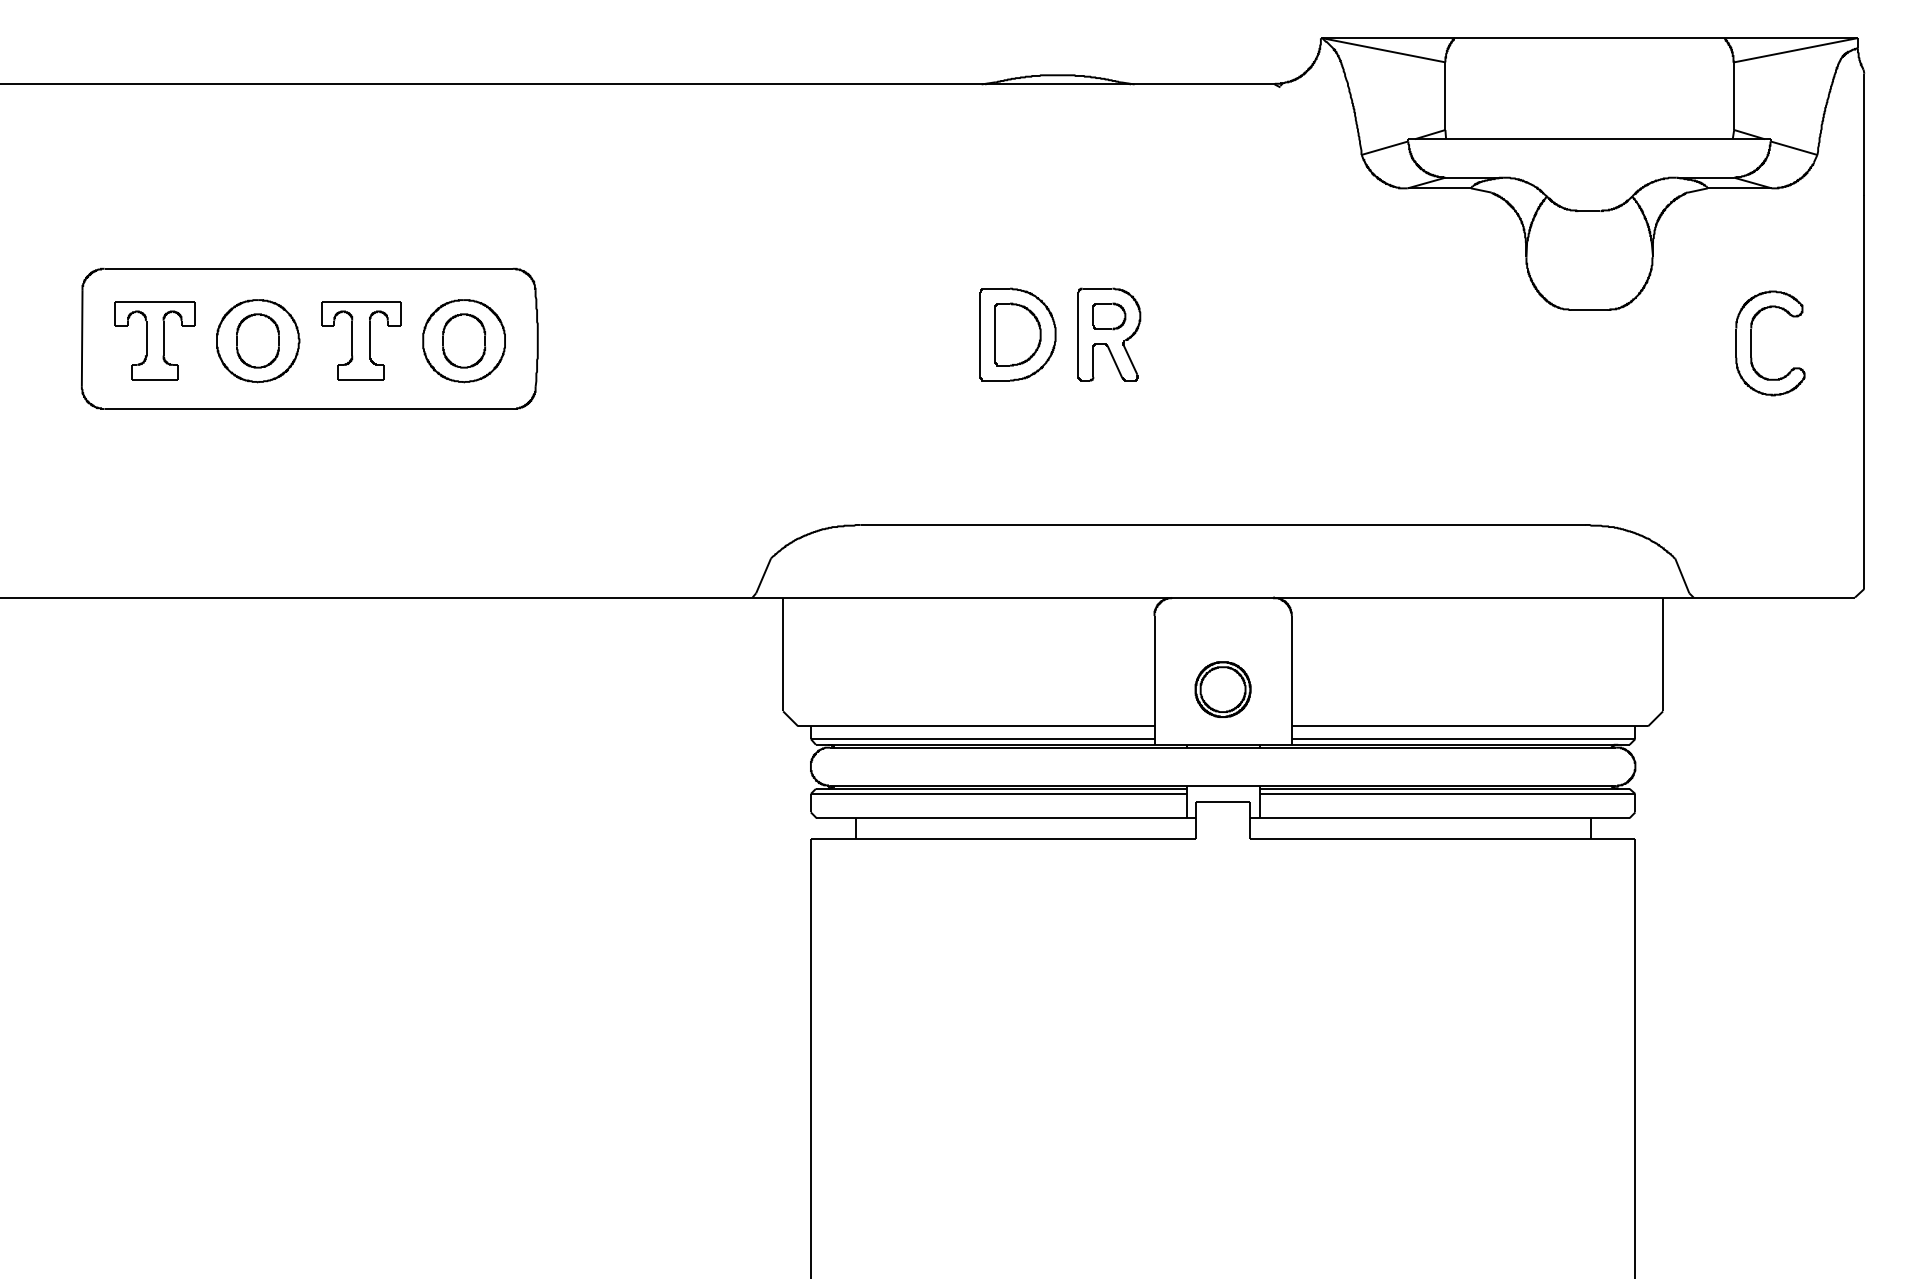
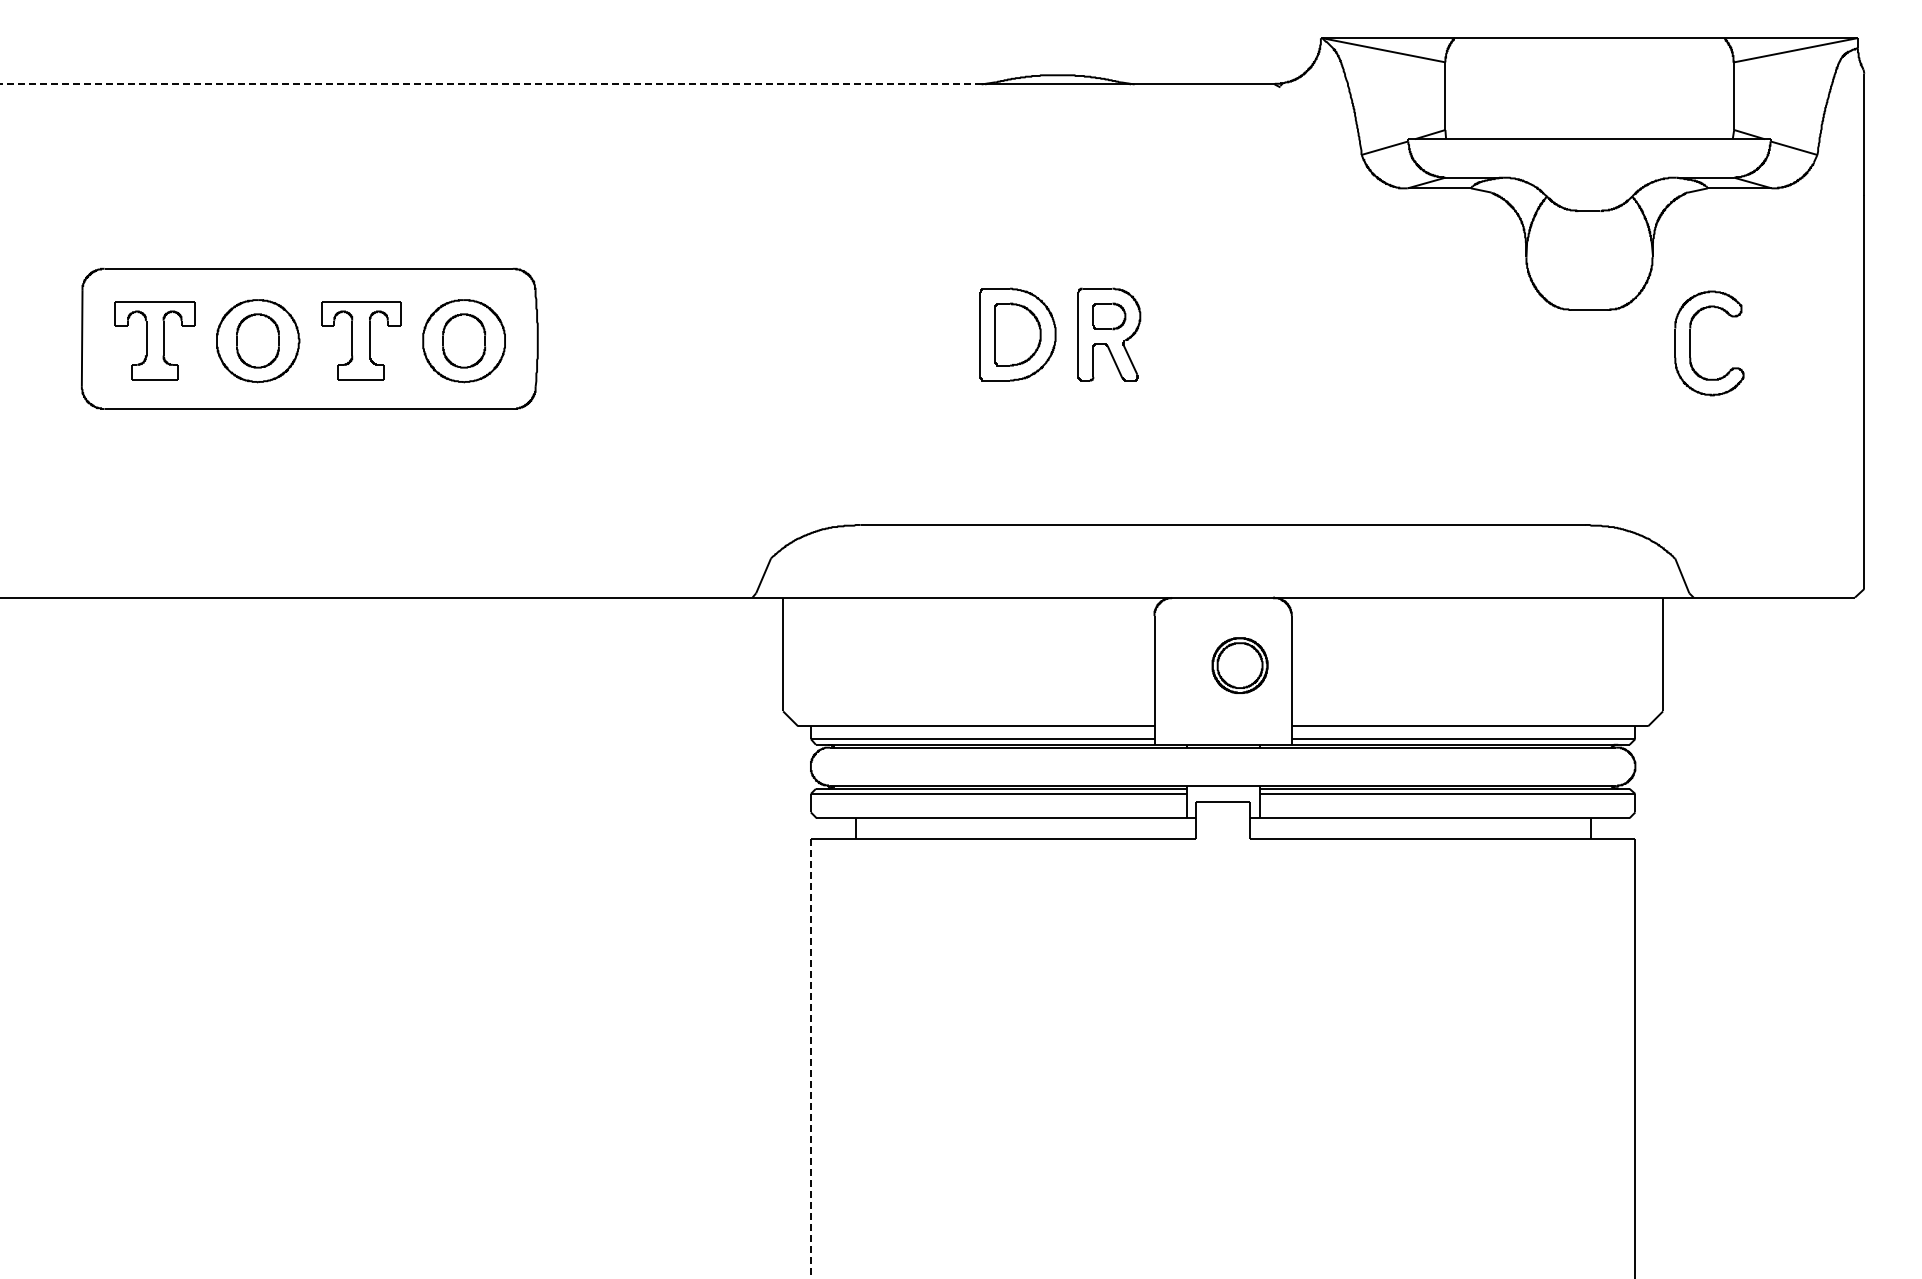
line: solid -> dashed (490, 84)
part position: (1751, 343) -> (1690, 343) (1690, 343)
part position: (1222, 689) -> (1239, 665) (1239, 665)
line: solid -> dashed (810, 1059)
